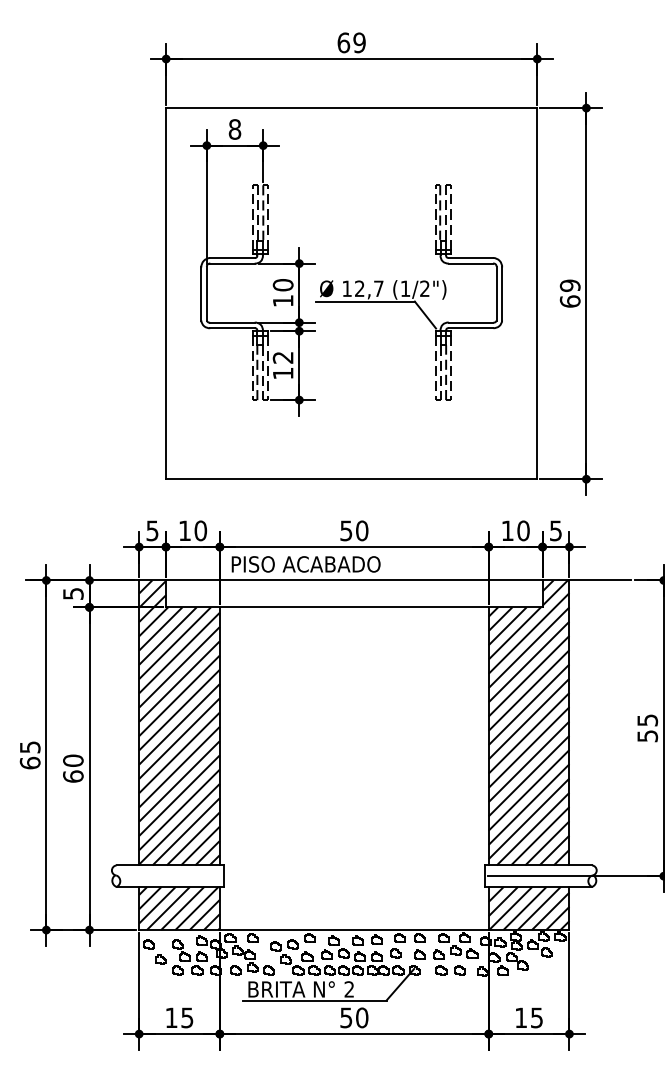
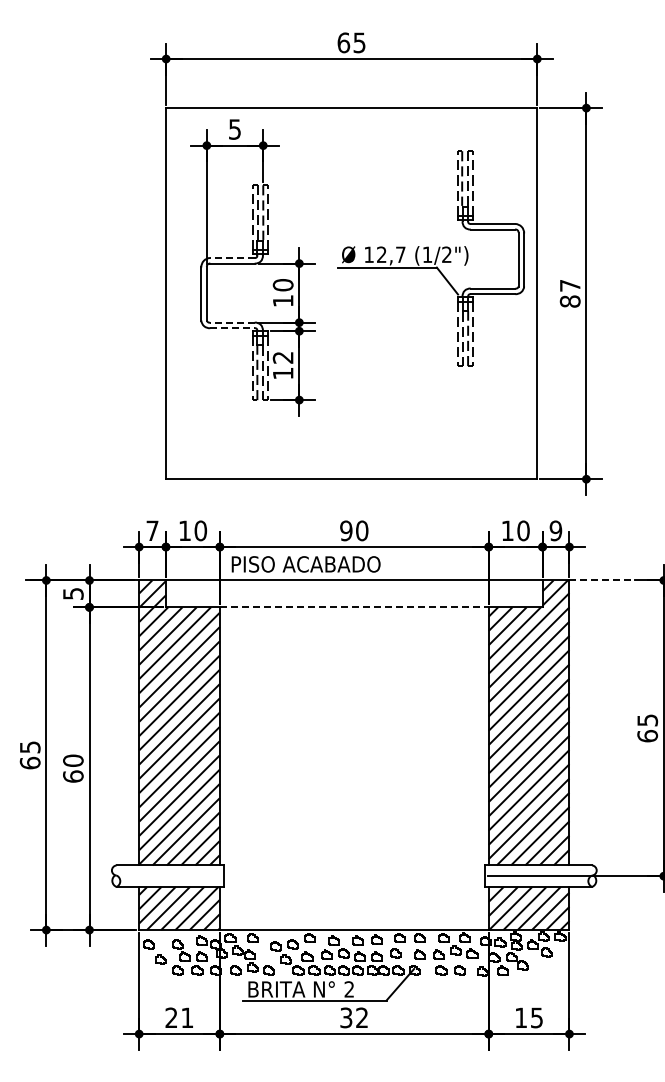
text: 69 -> 65 (359, 42)
text: 8 -> 5 (234, 129)
line: solid -> dashed (231, 258)
part position: (408, 292) -> (430, 258) (430, 258)
text: 69 -> 87 (569, 293)
line: solid -> dashed (231, 322)
line: solid -> dashed (232, 328)
text: 5 -> 7 (152, 530)
text: 50 -> 90 (346, 530)
text: 5 -> 9 (555, 530)
line: solid -> dashed (600, 580)
line: solid -> dashed (354, 607)
text: 55 -> 65 (647, 735)
text: 15 -> 21 (179, 1017)
text: 50 -> 32 (354, 1017)
